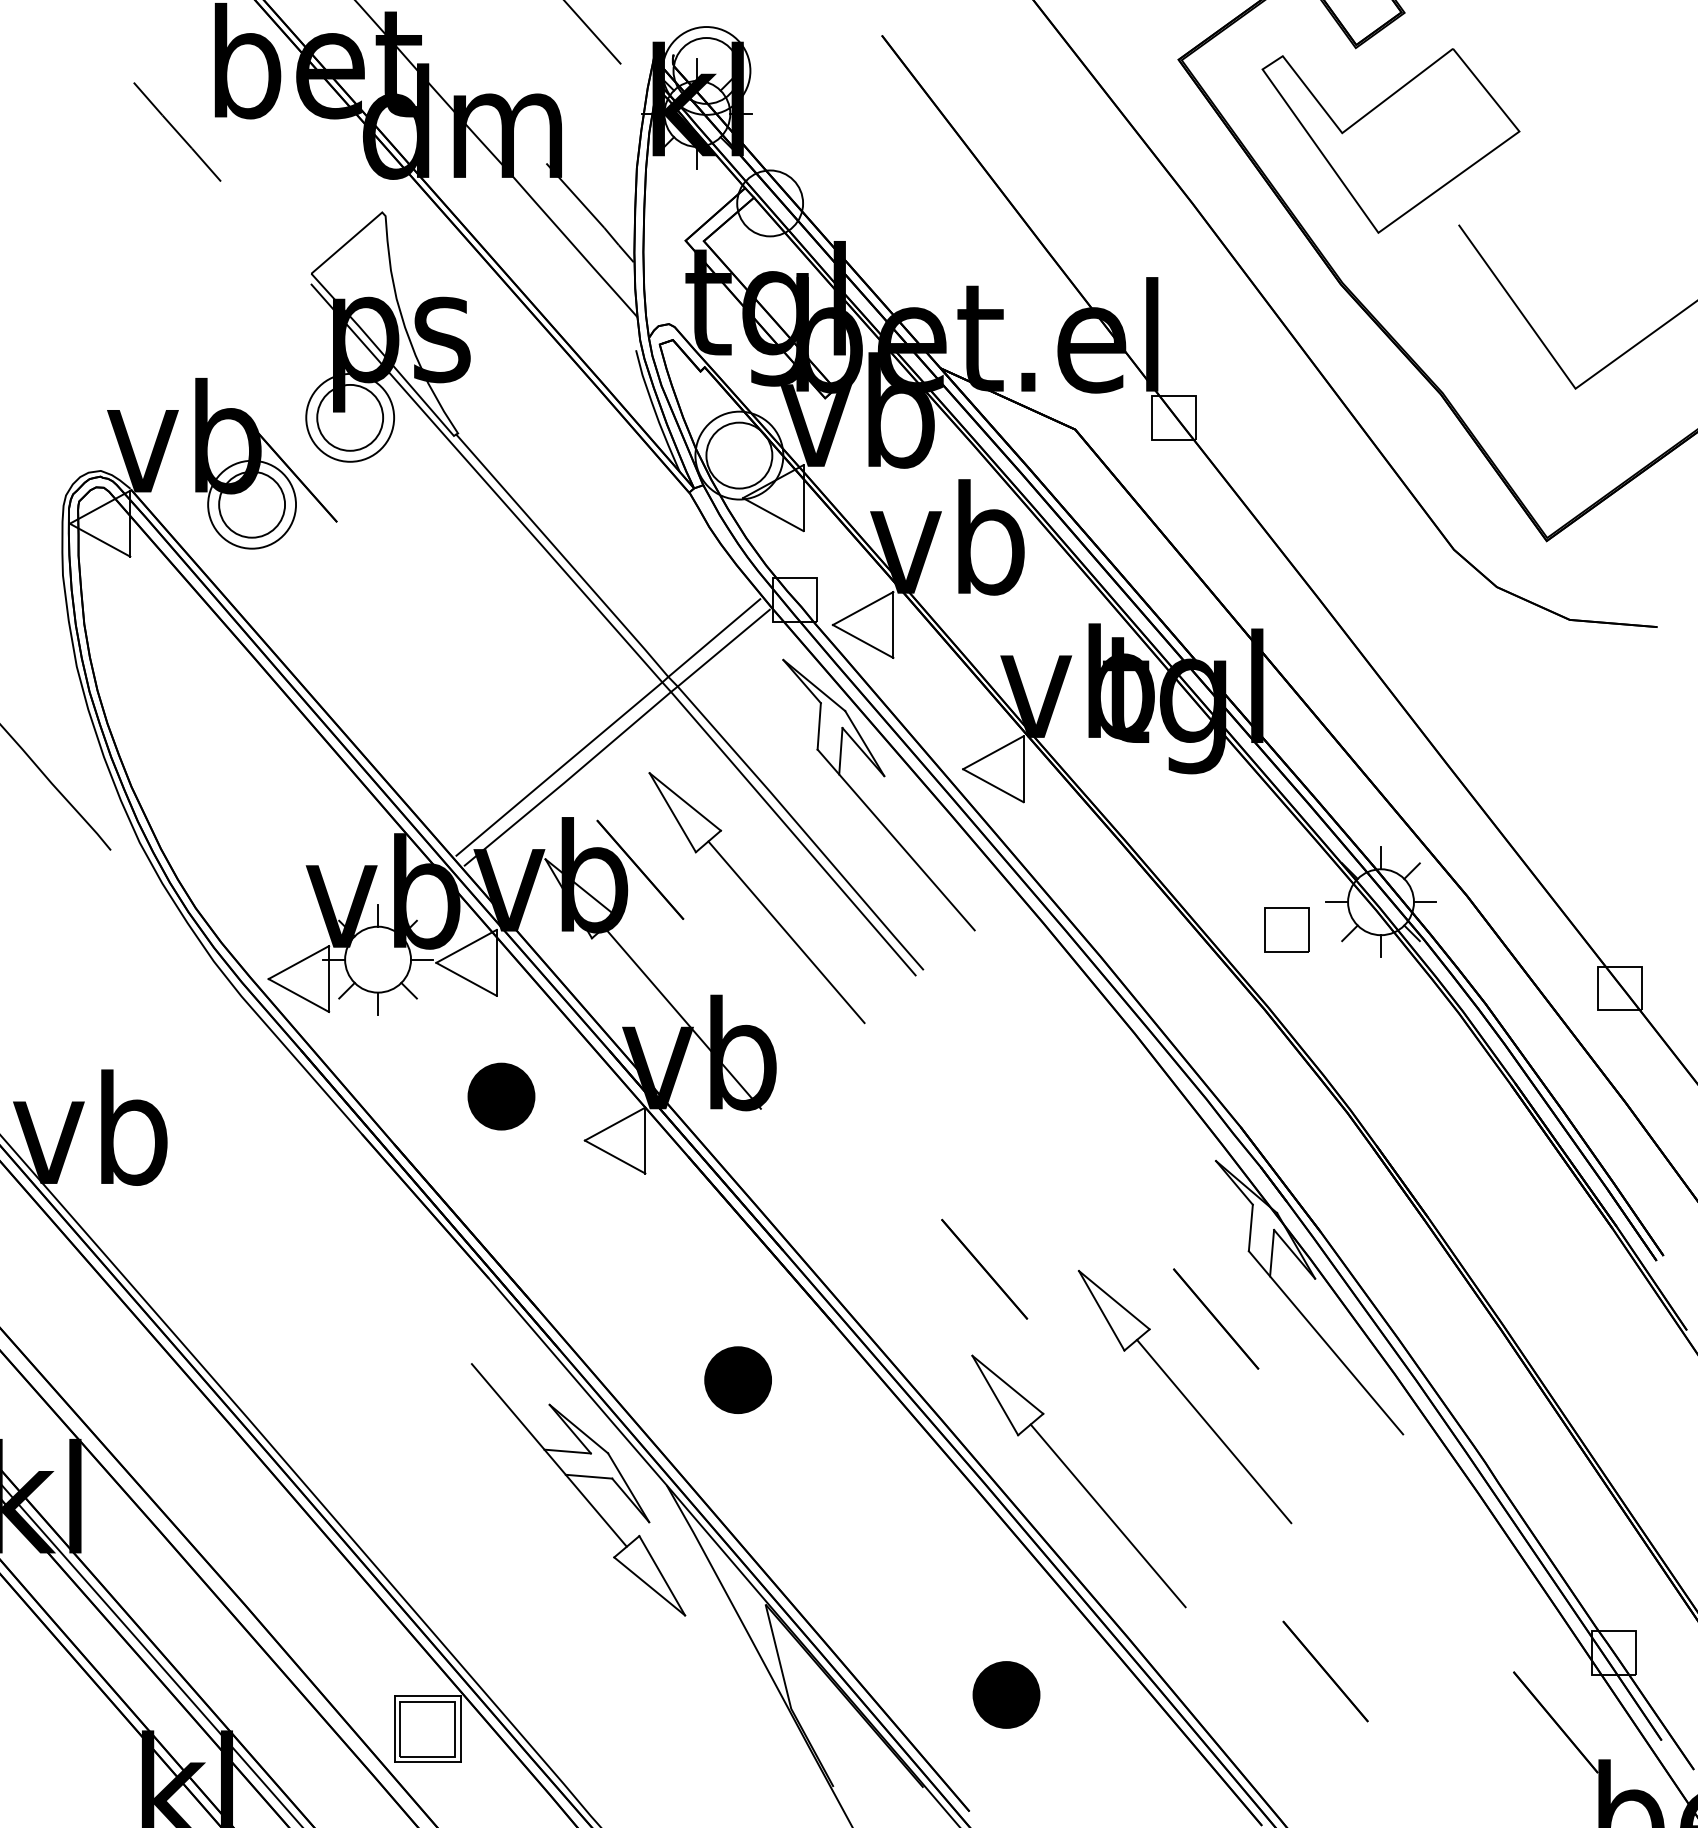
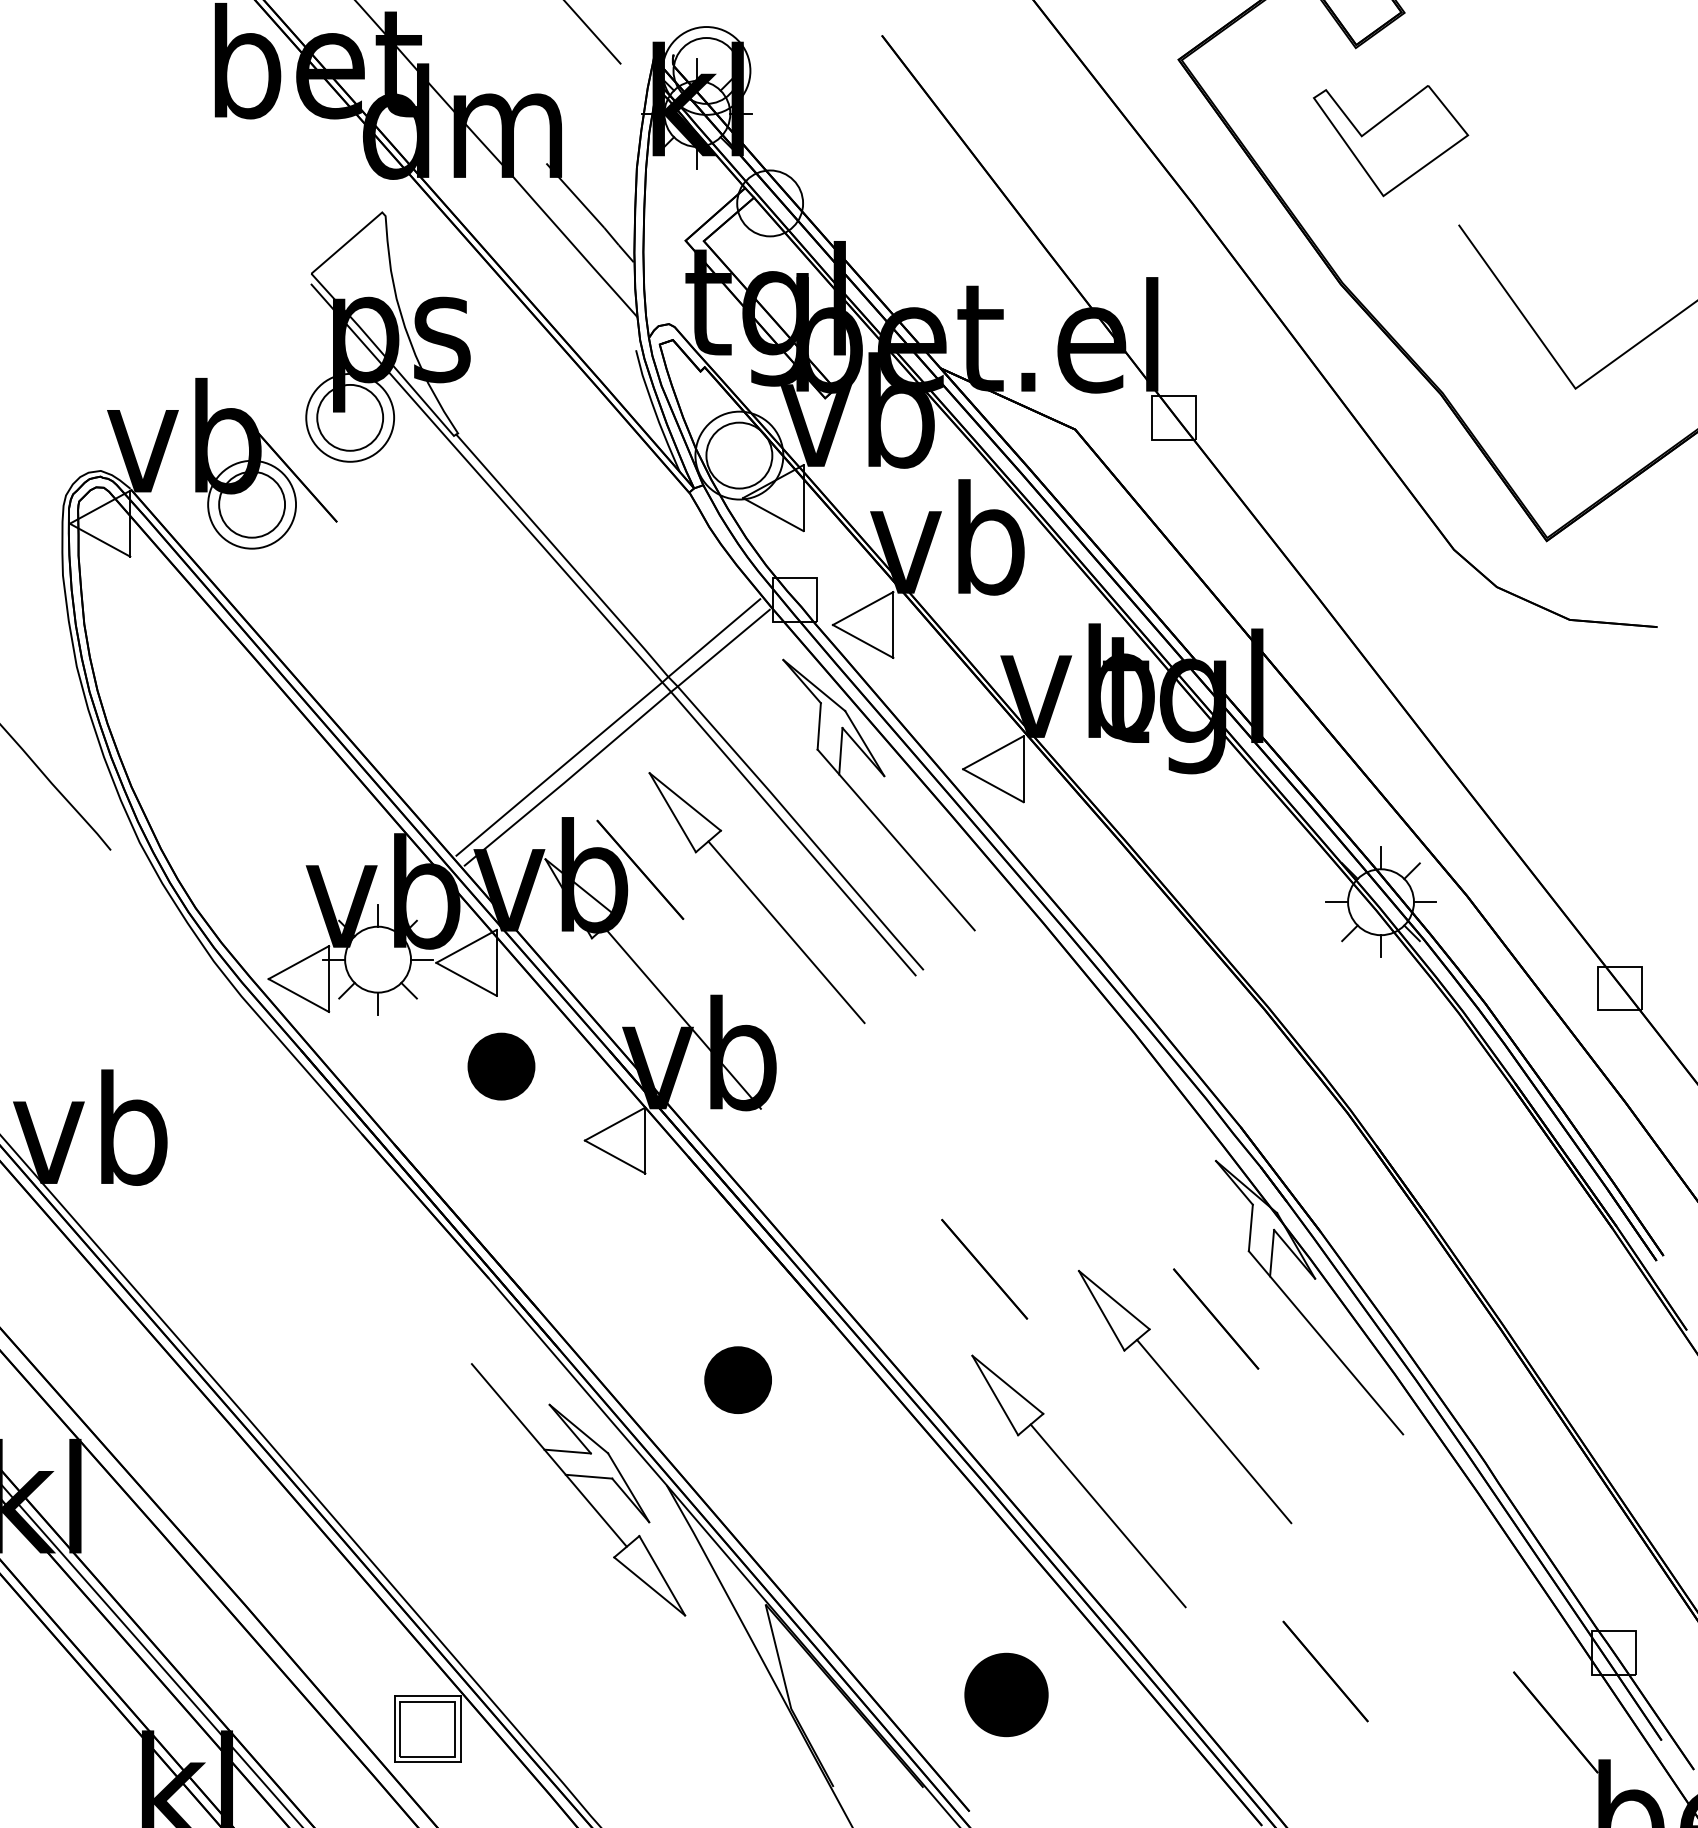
line: present -> none (177, 131)
part size: 260x186 px -> 157x113 px (1391, 141)
part: present -> none (1286, 929)
part position: (501, 1096) -> (501, 1066) (501, 1066)
part size: 69x68 px -> 85x86 px (1006, 1694)
